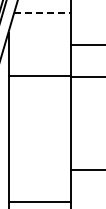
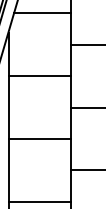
line: dashed -> solid (42, 13)
line position: (86, 76) -> (86, 107) (86, 107)
line: none -> present (39, 138)
